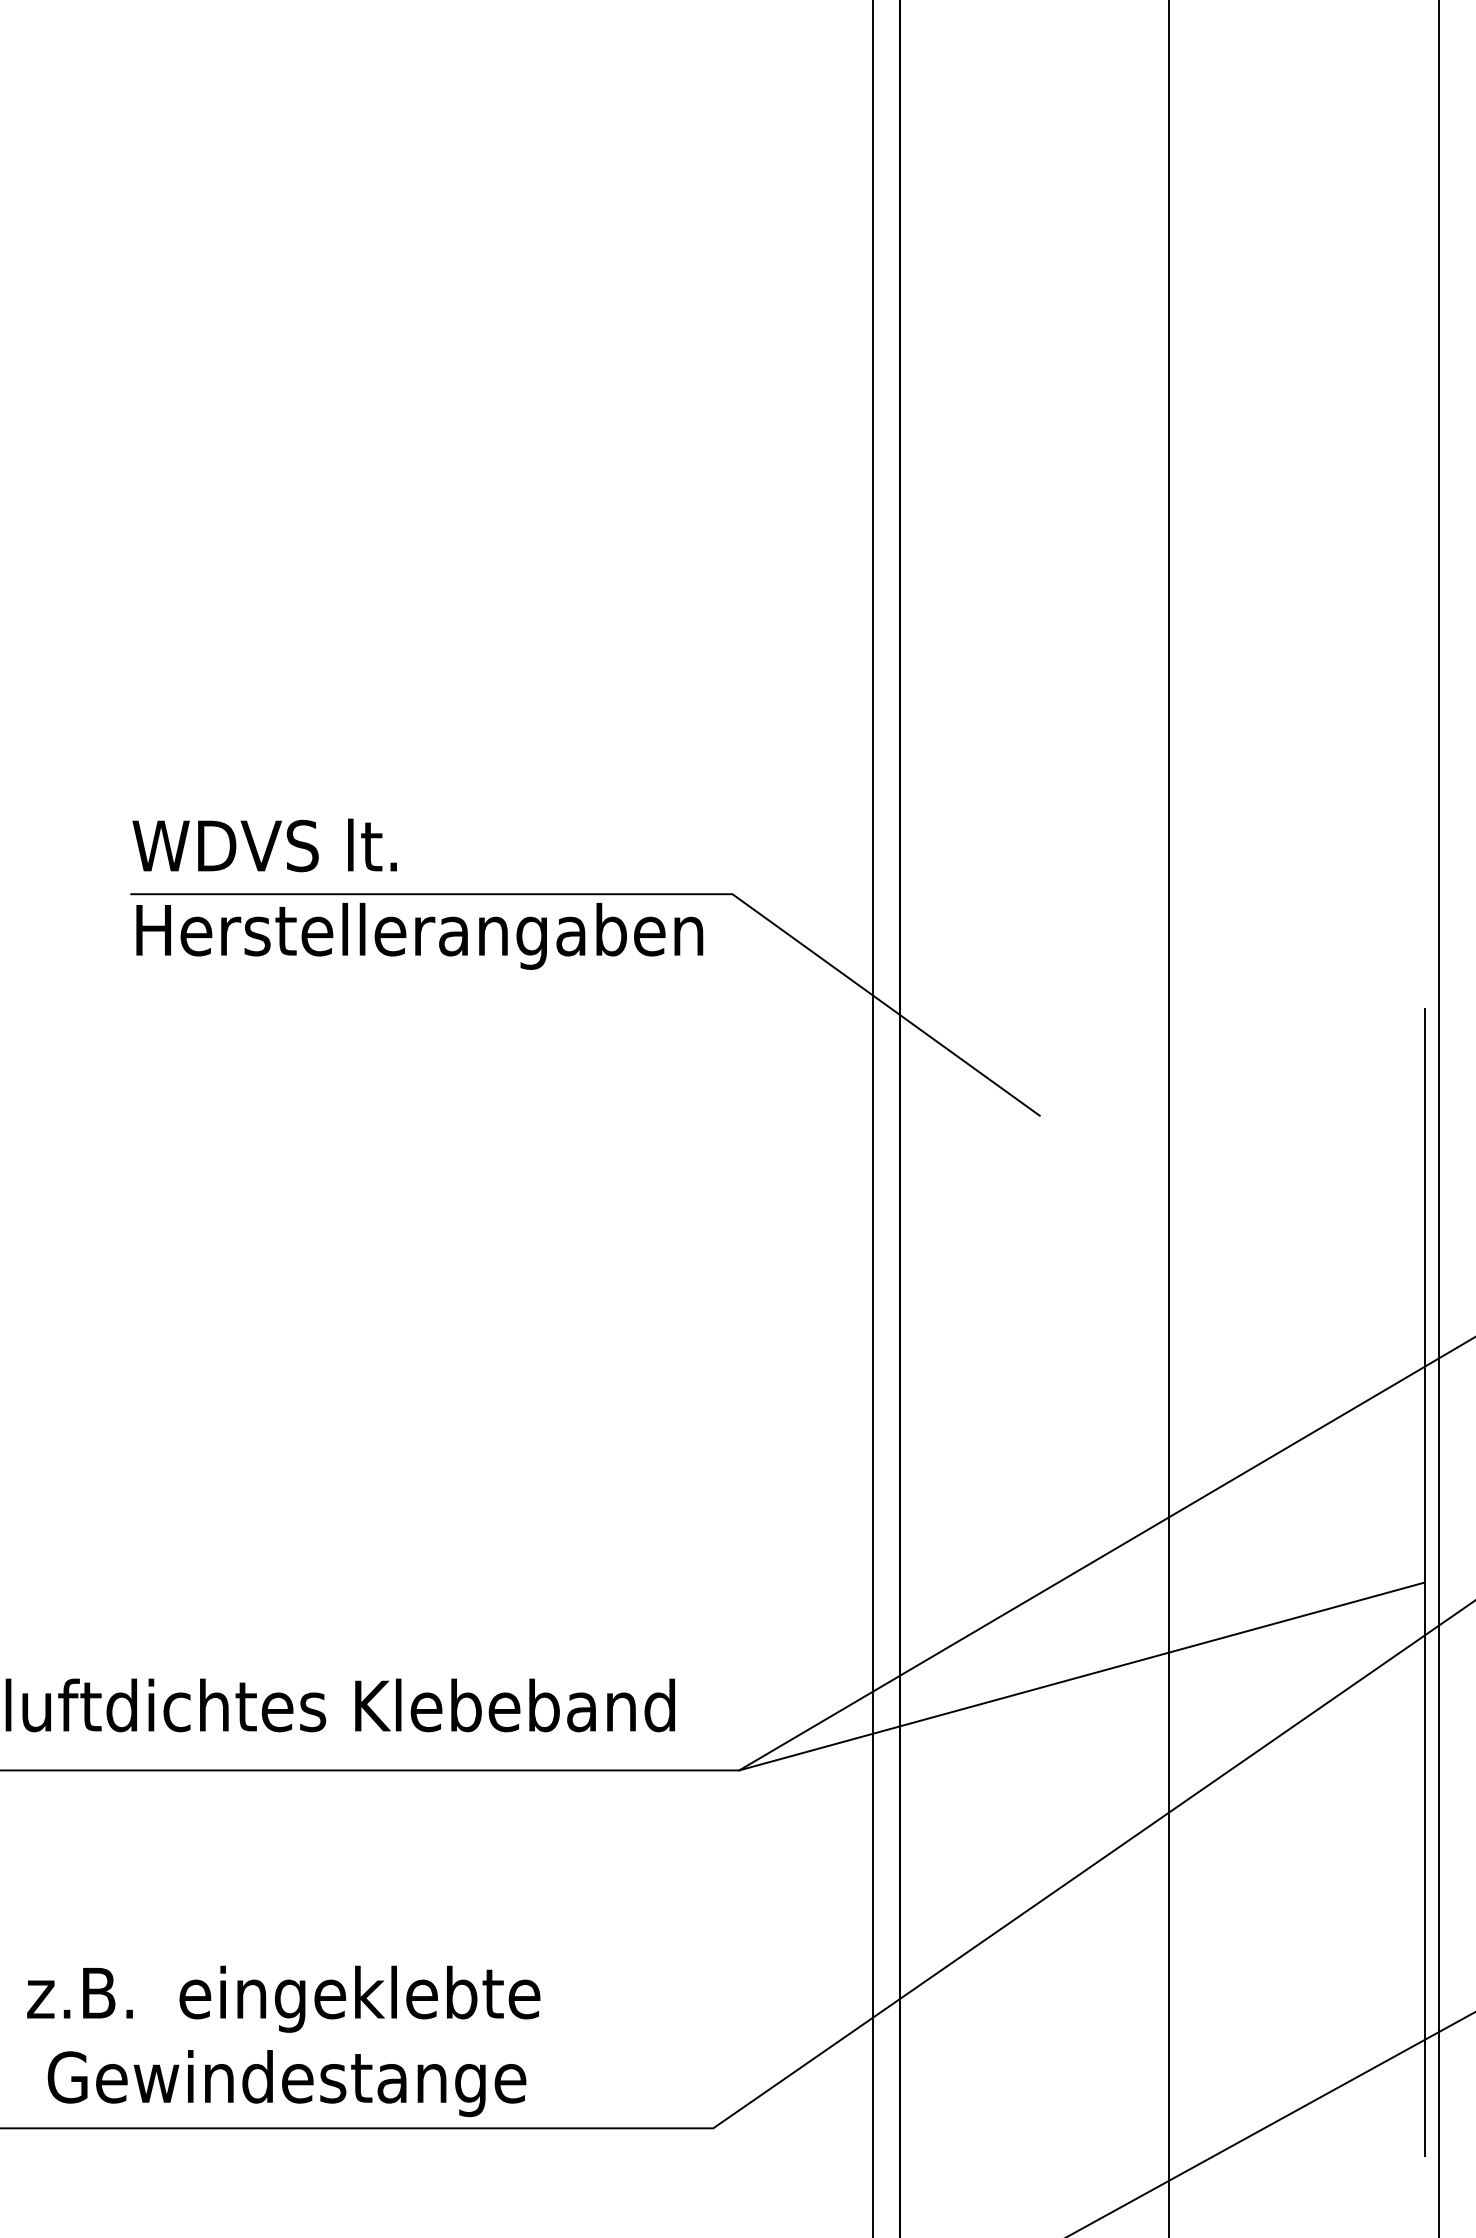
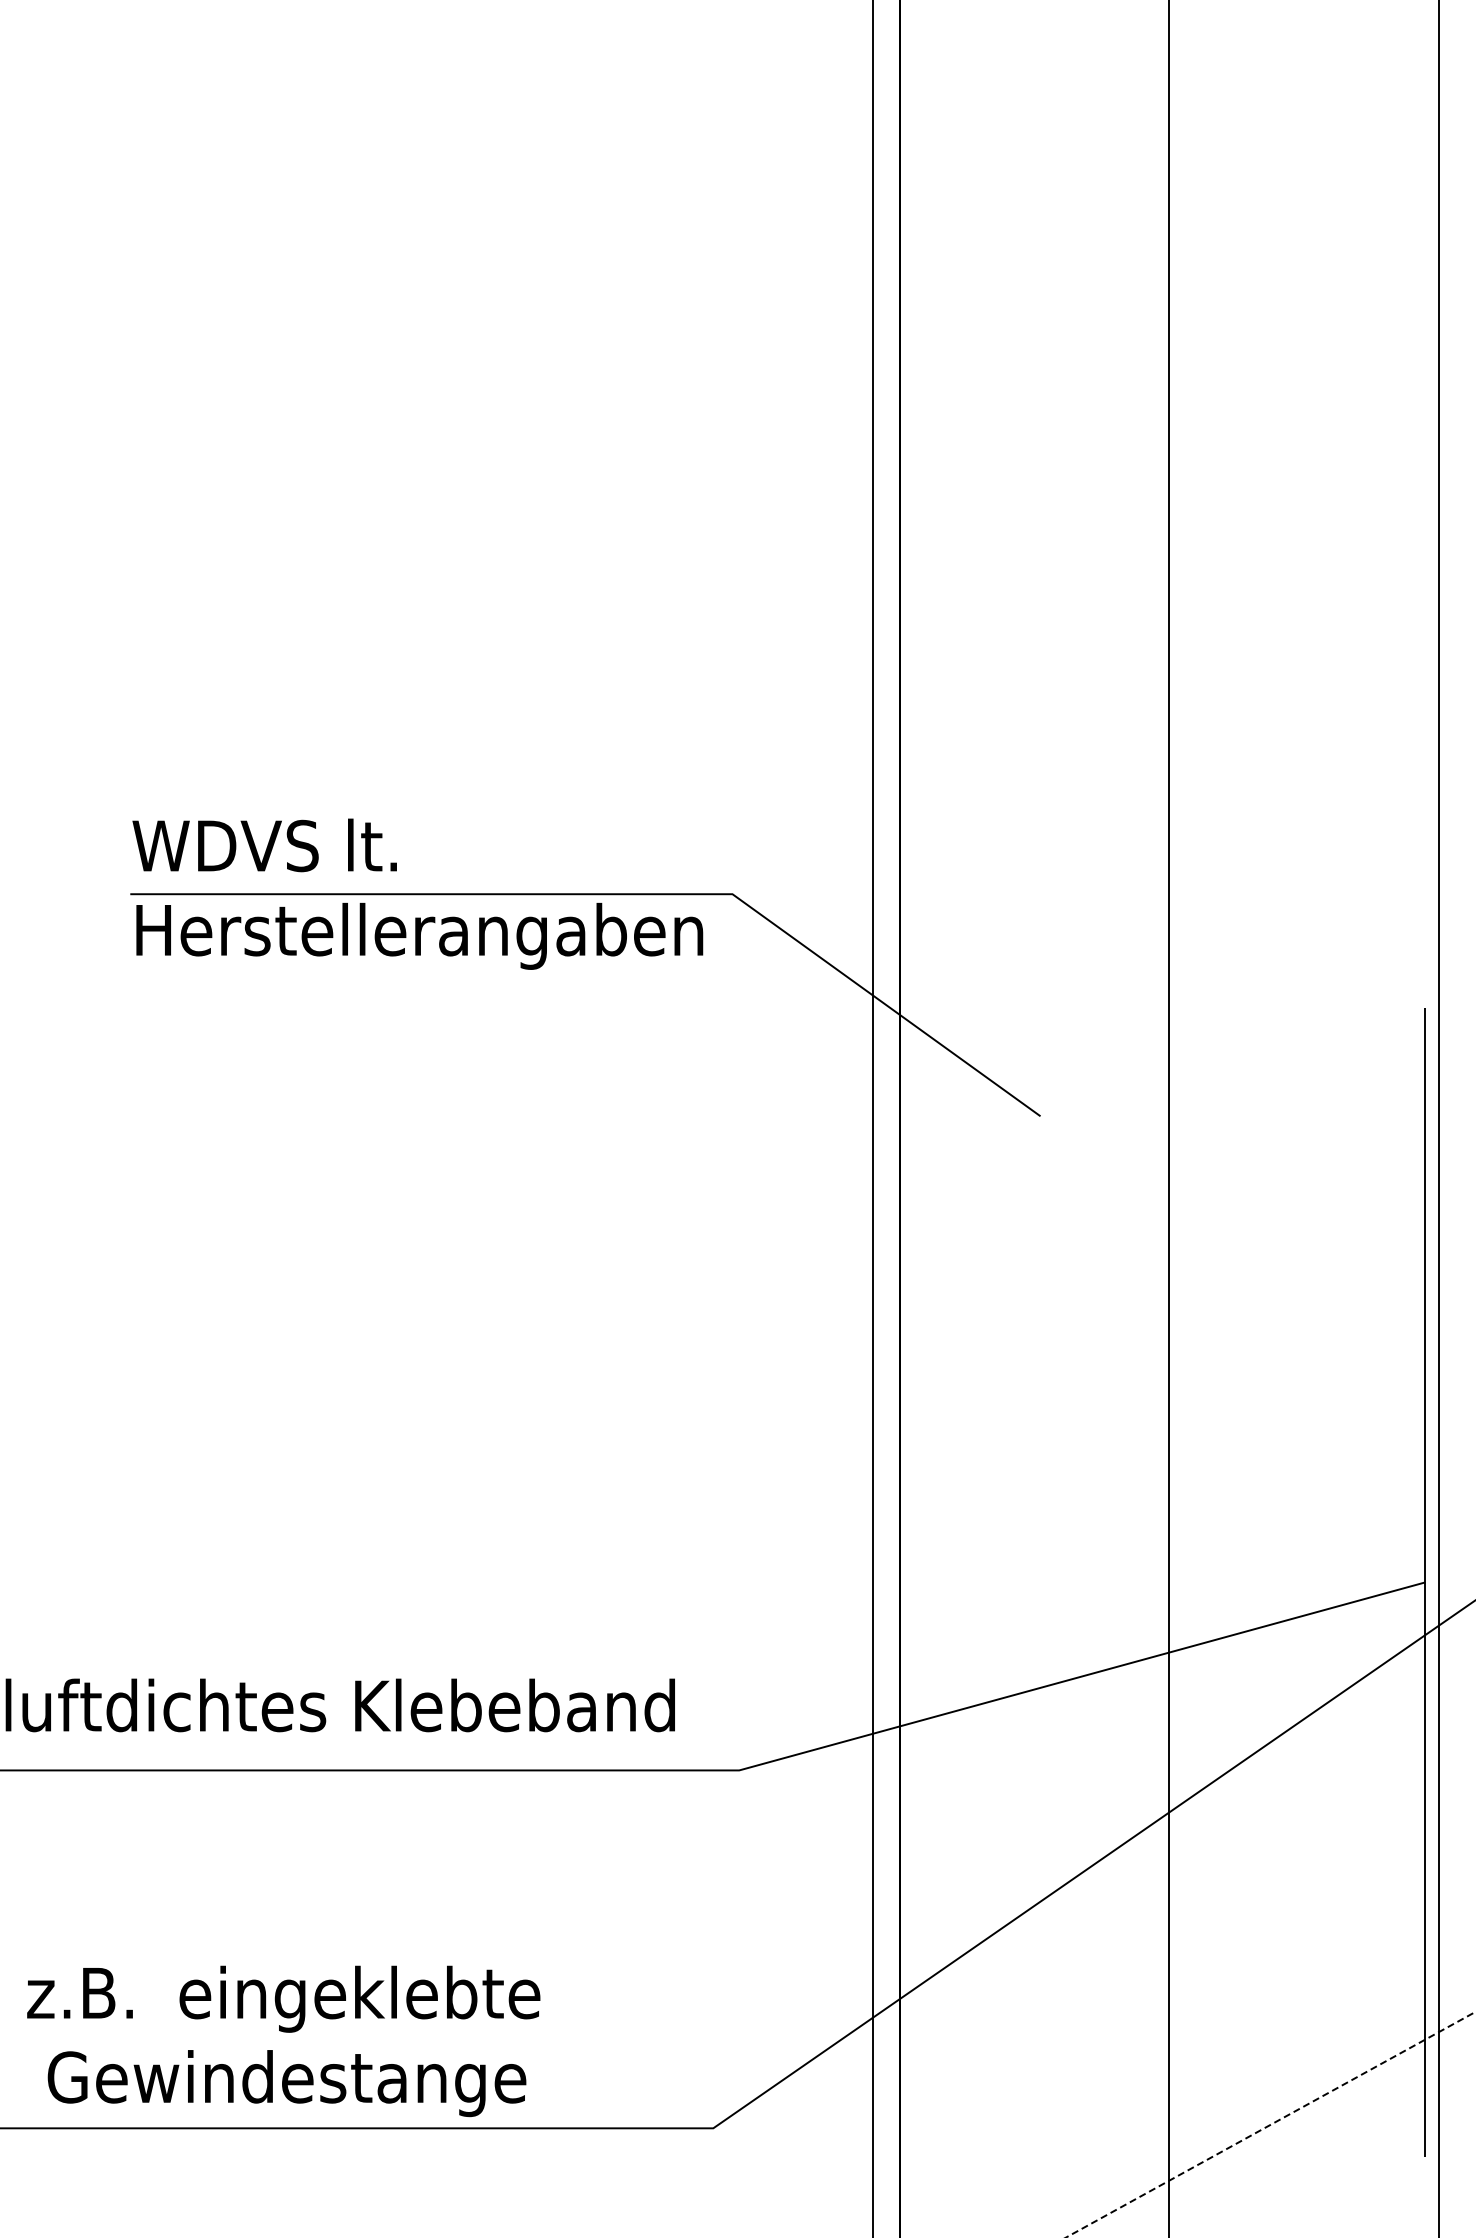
line: present -> none (1105, 1554)
line: solid -> dashed (1270, 2124)
